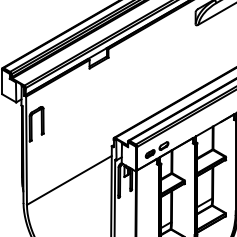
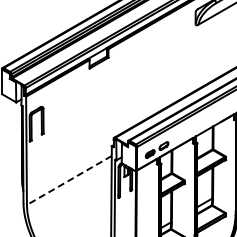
line: solid -> dashed (69, 180)
